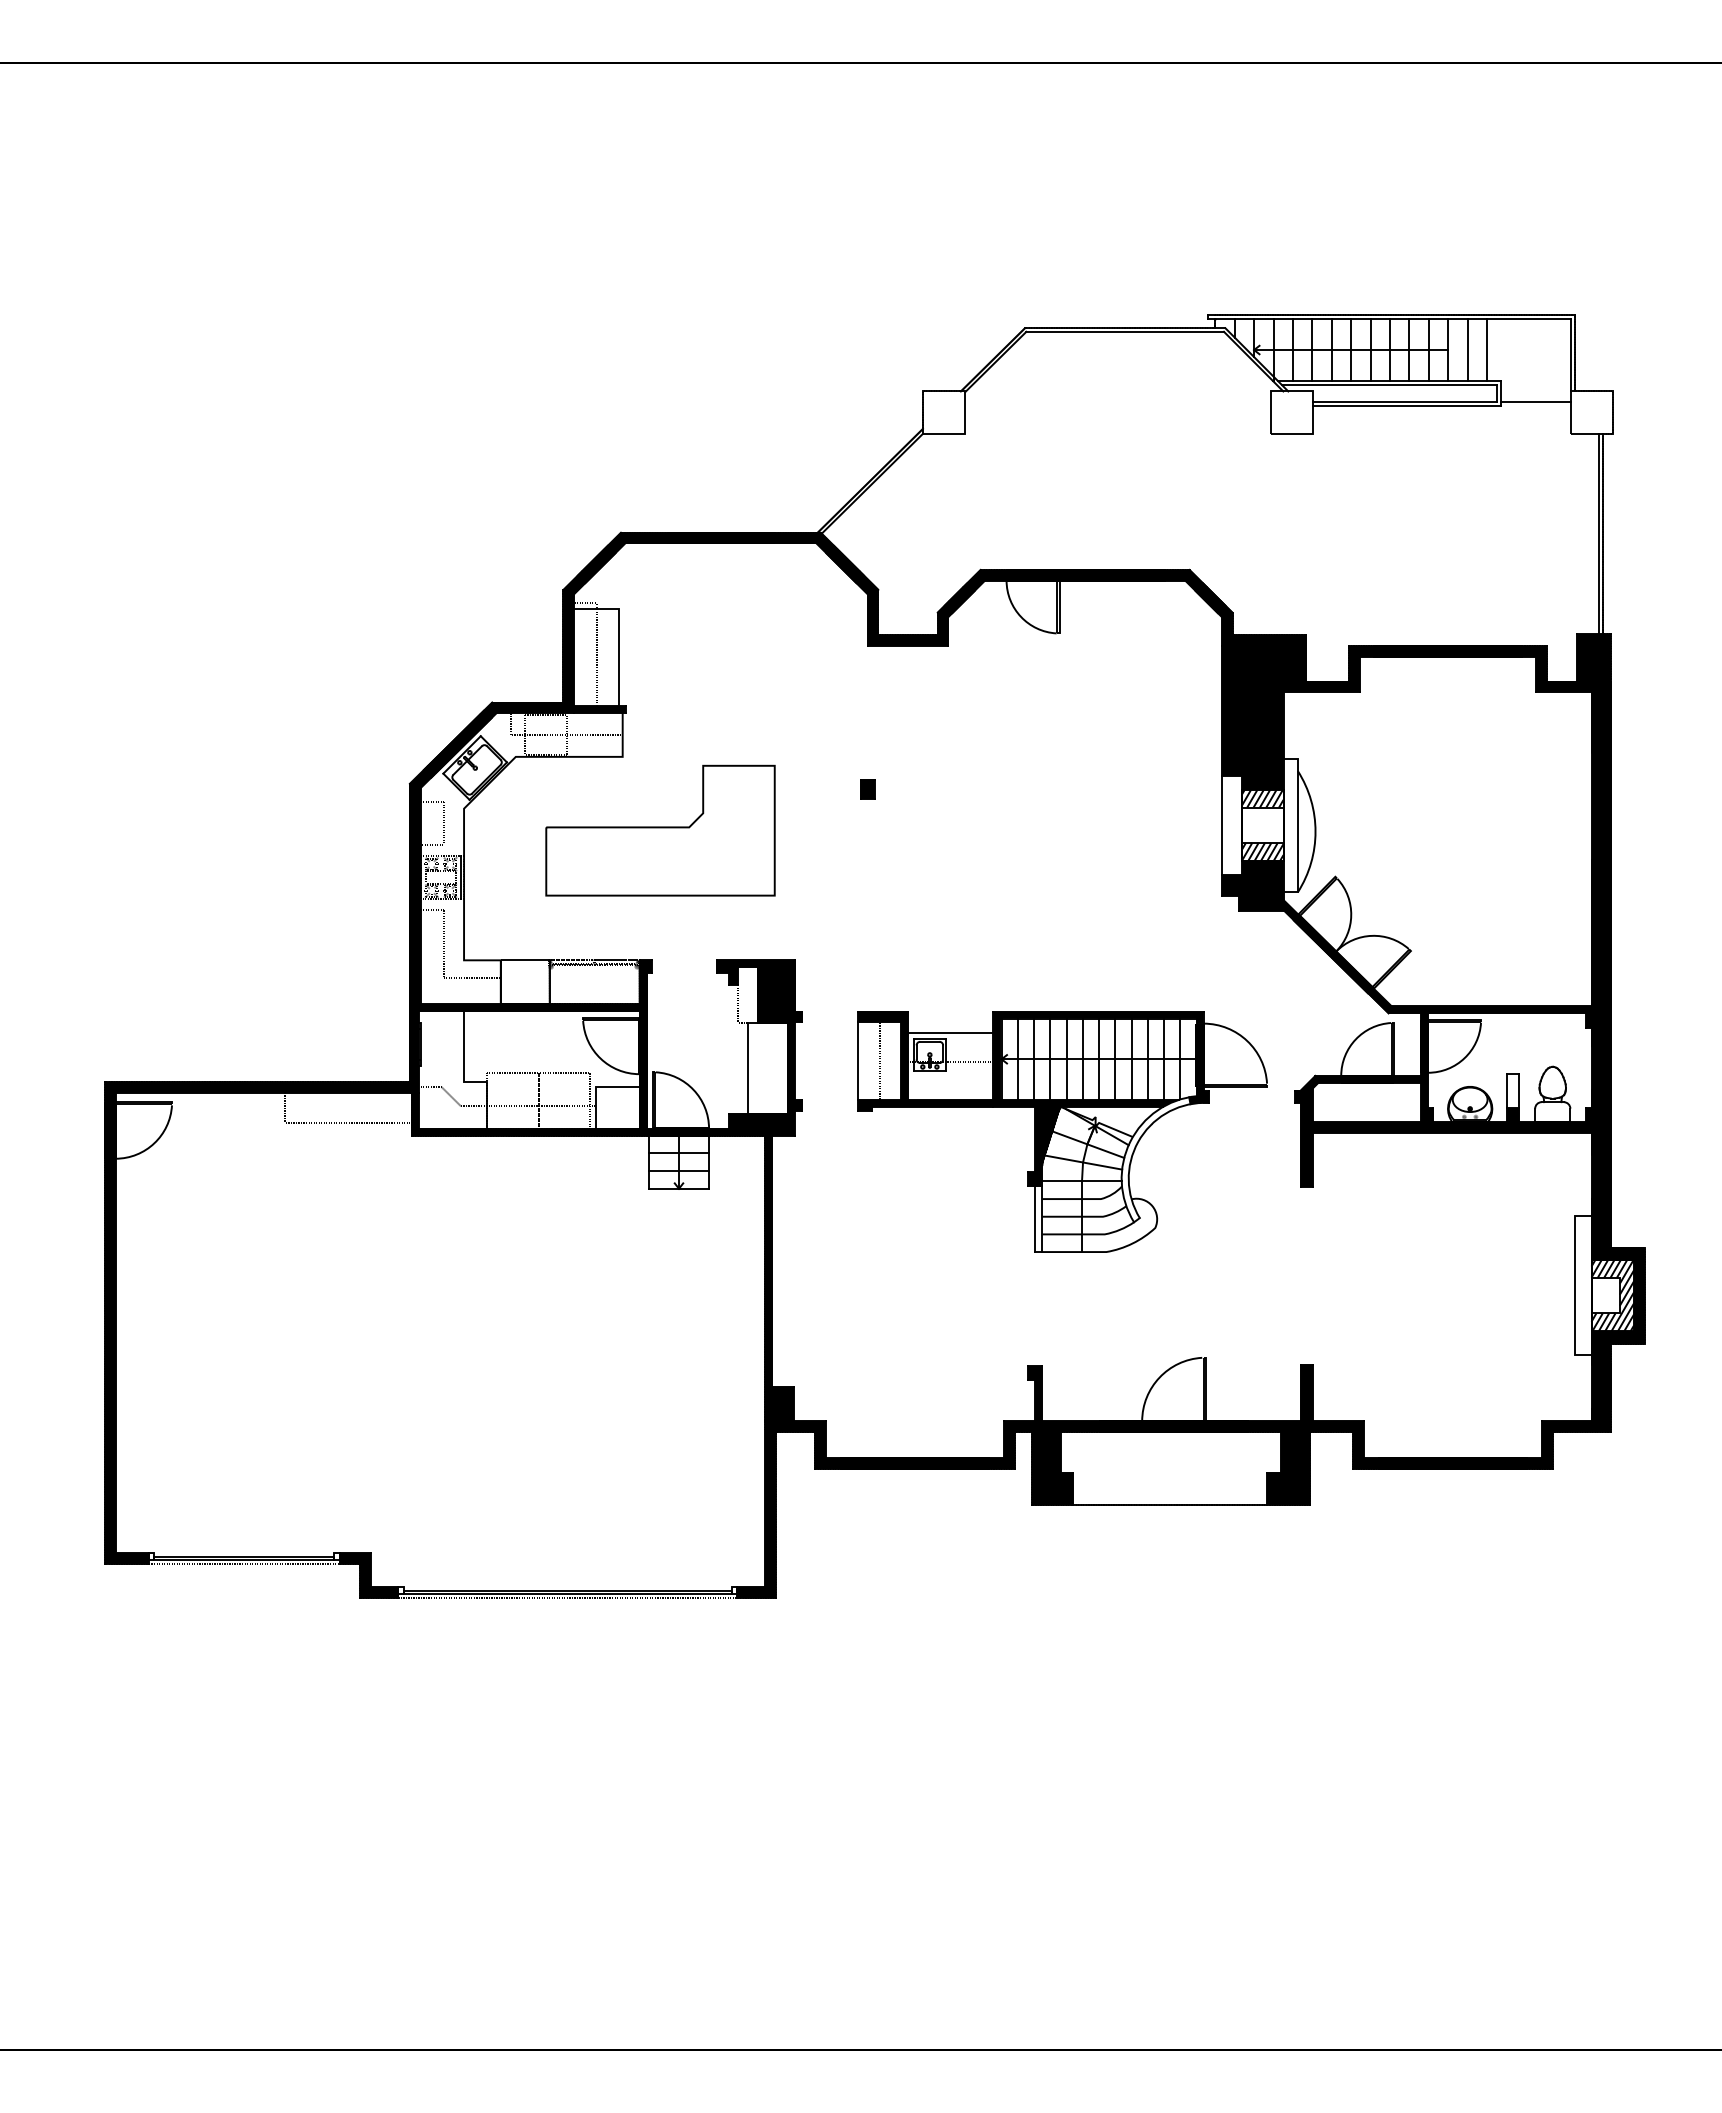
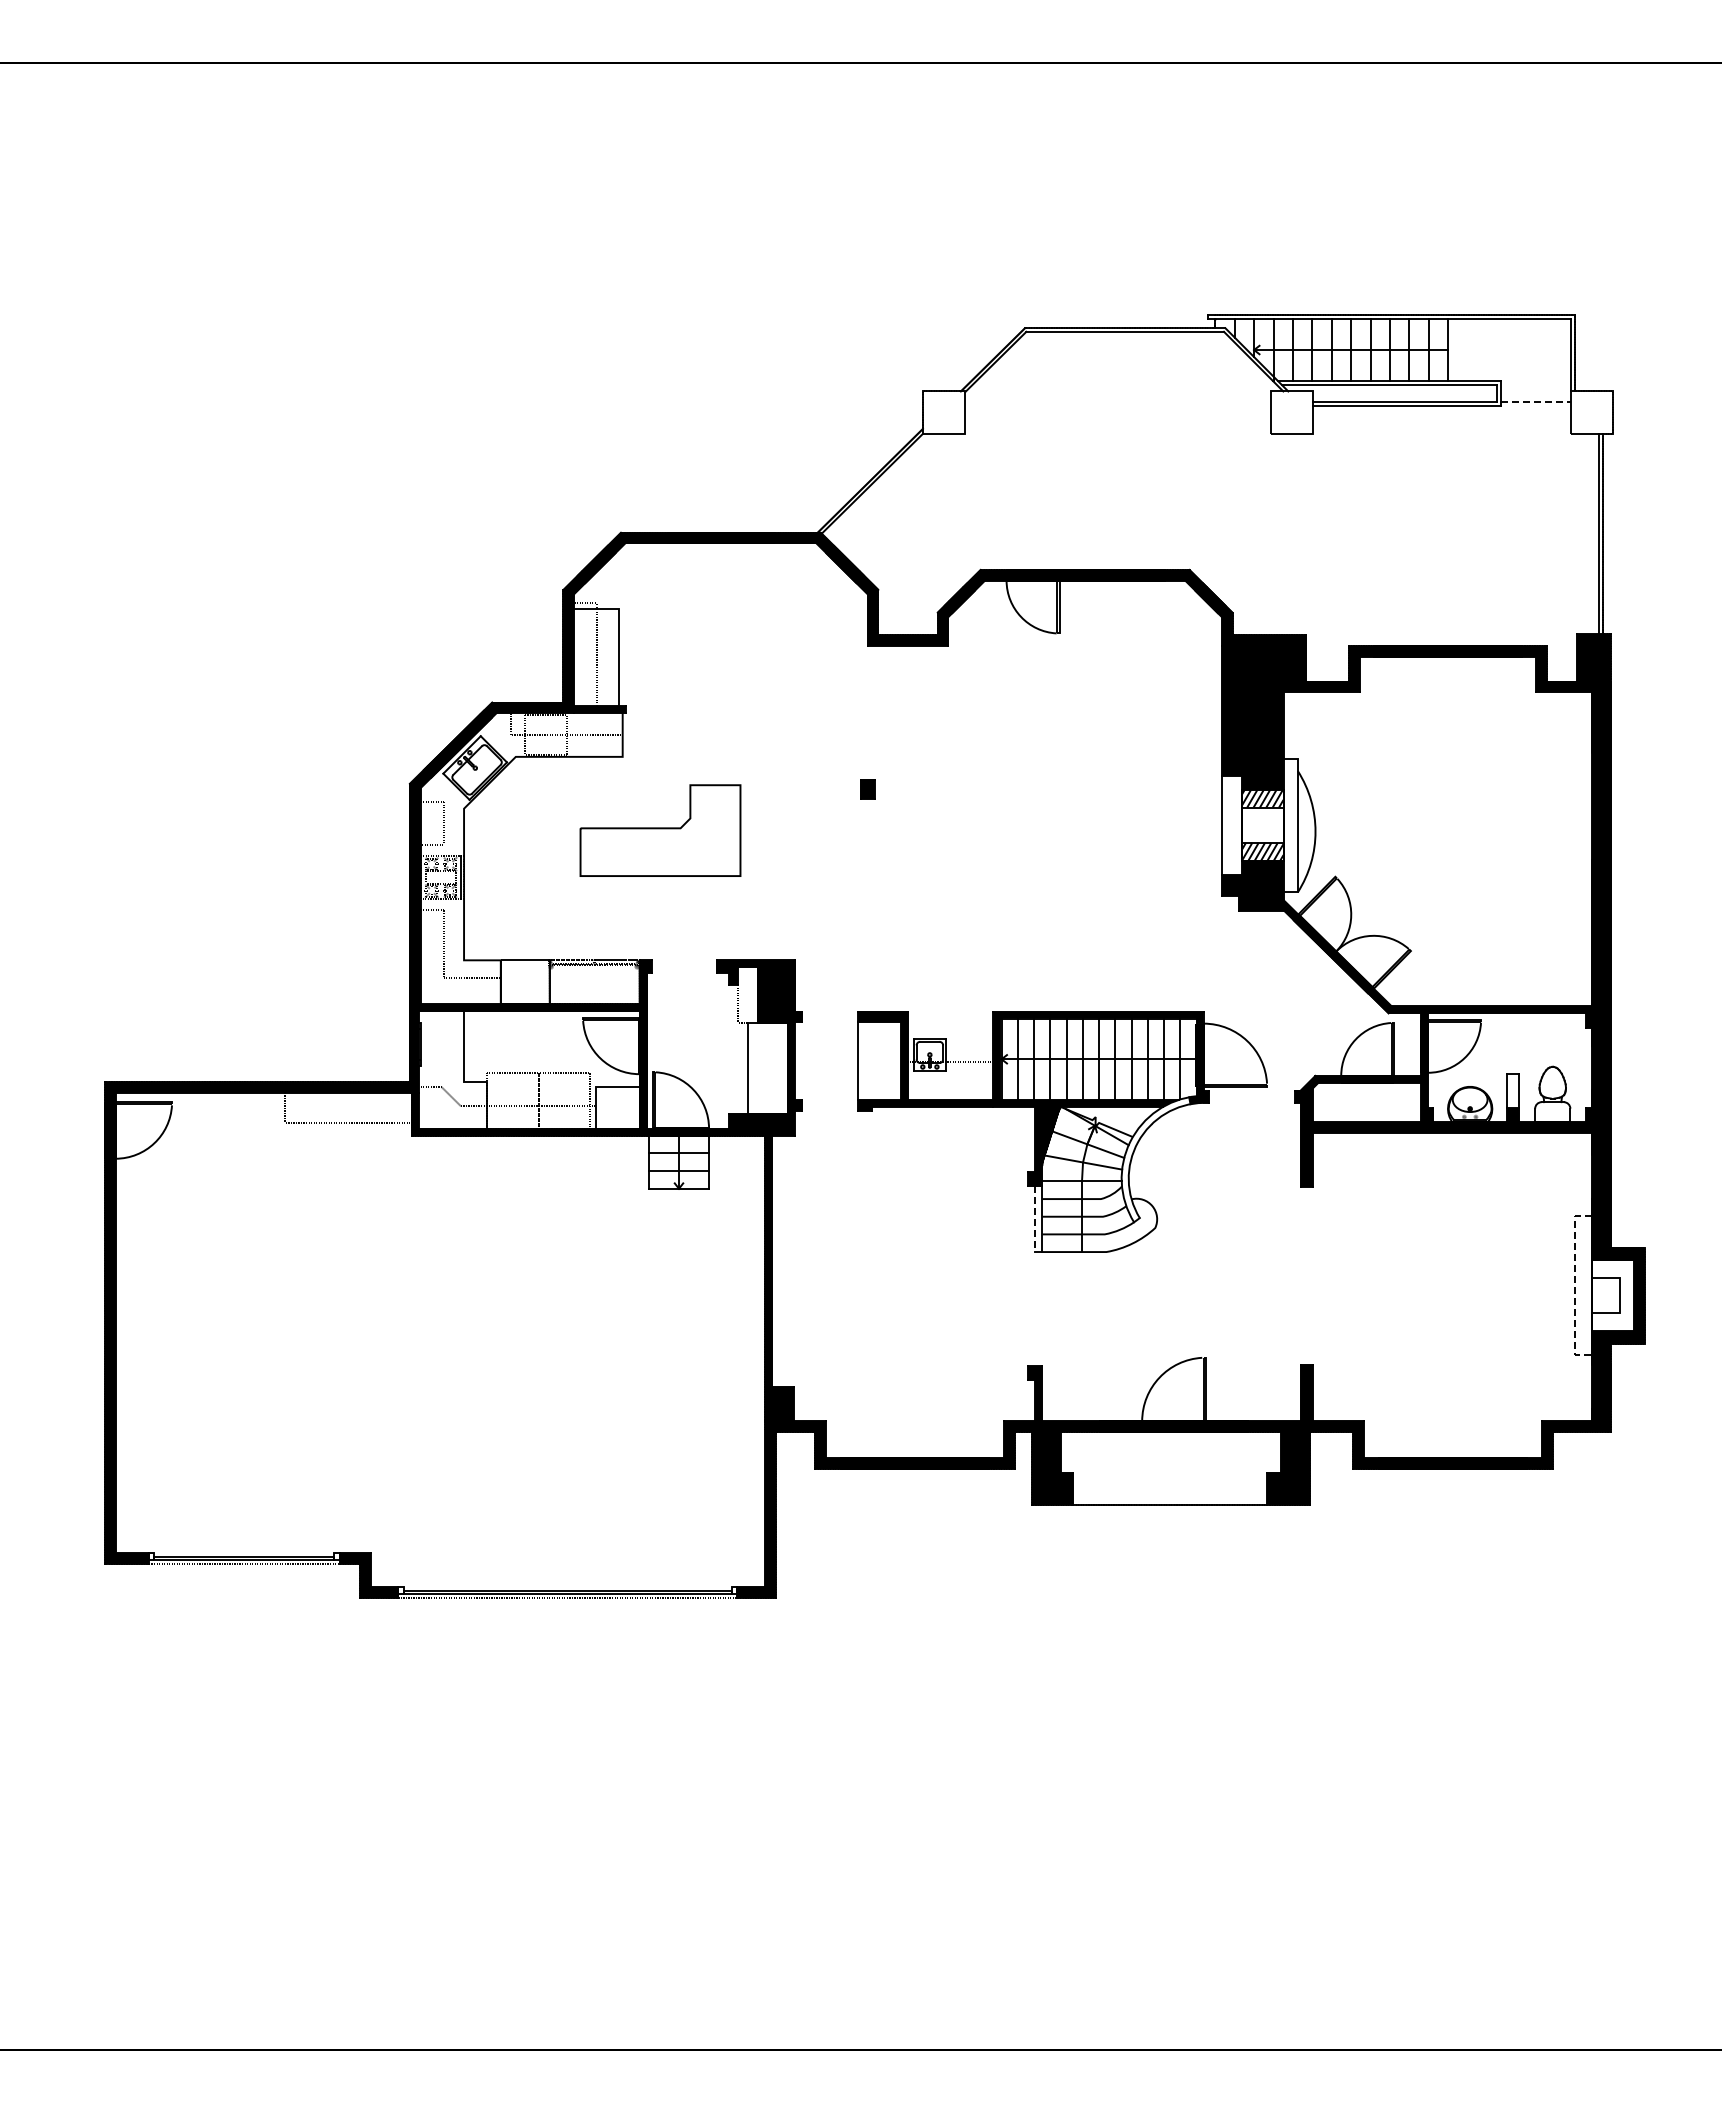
line: present -> none (1467, 349)
line: present -> none (1487, 349)
line: solid -> dashed (1536, 402)
part size: 231x133 px -> 163x93 px (660, 830)
line: present -> none (950, 1032)
line: present -> none (879, 1060)
line: solid -> dashed (1035, 1219)
line: solid -> dashed (1574, 1285)
hatch: present -> none (1612, 1295)
